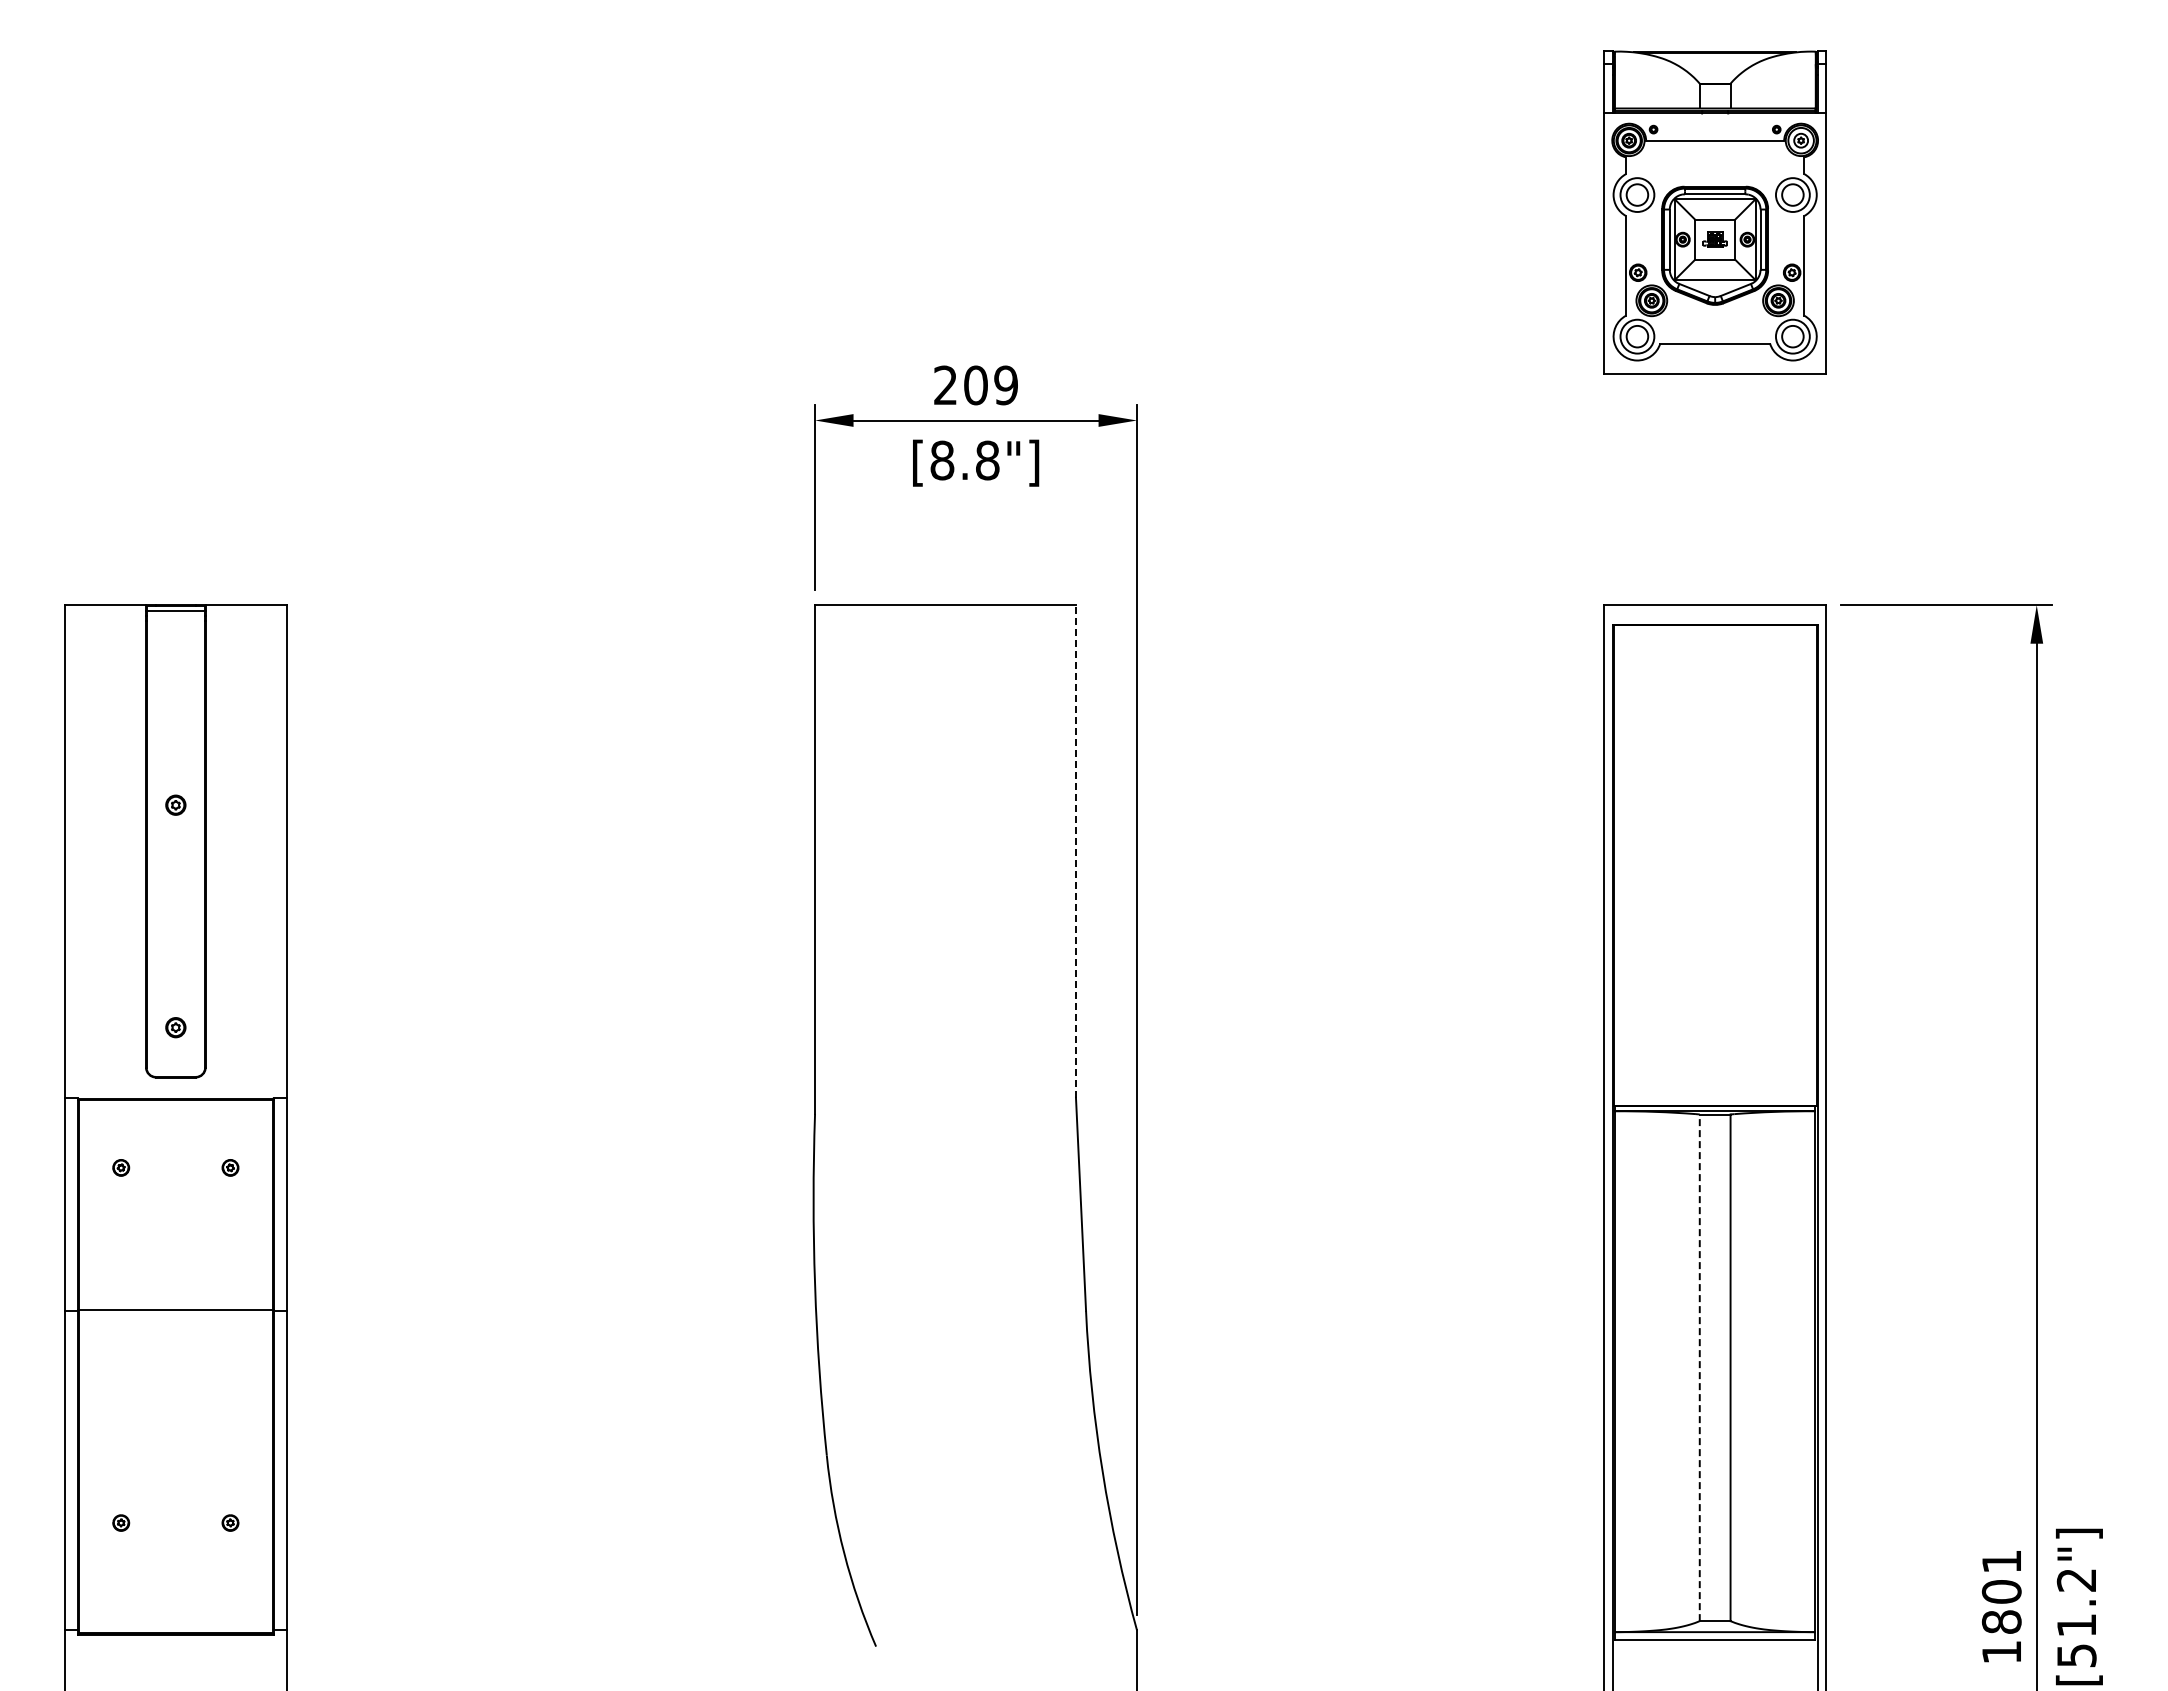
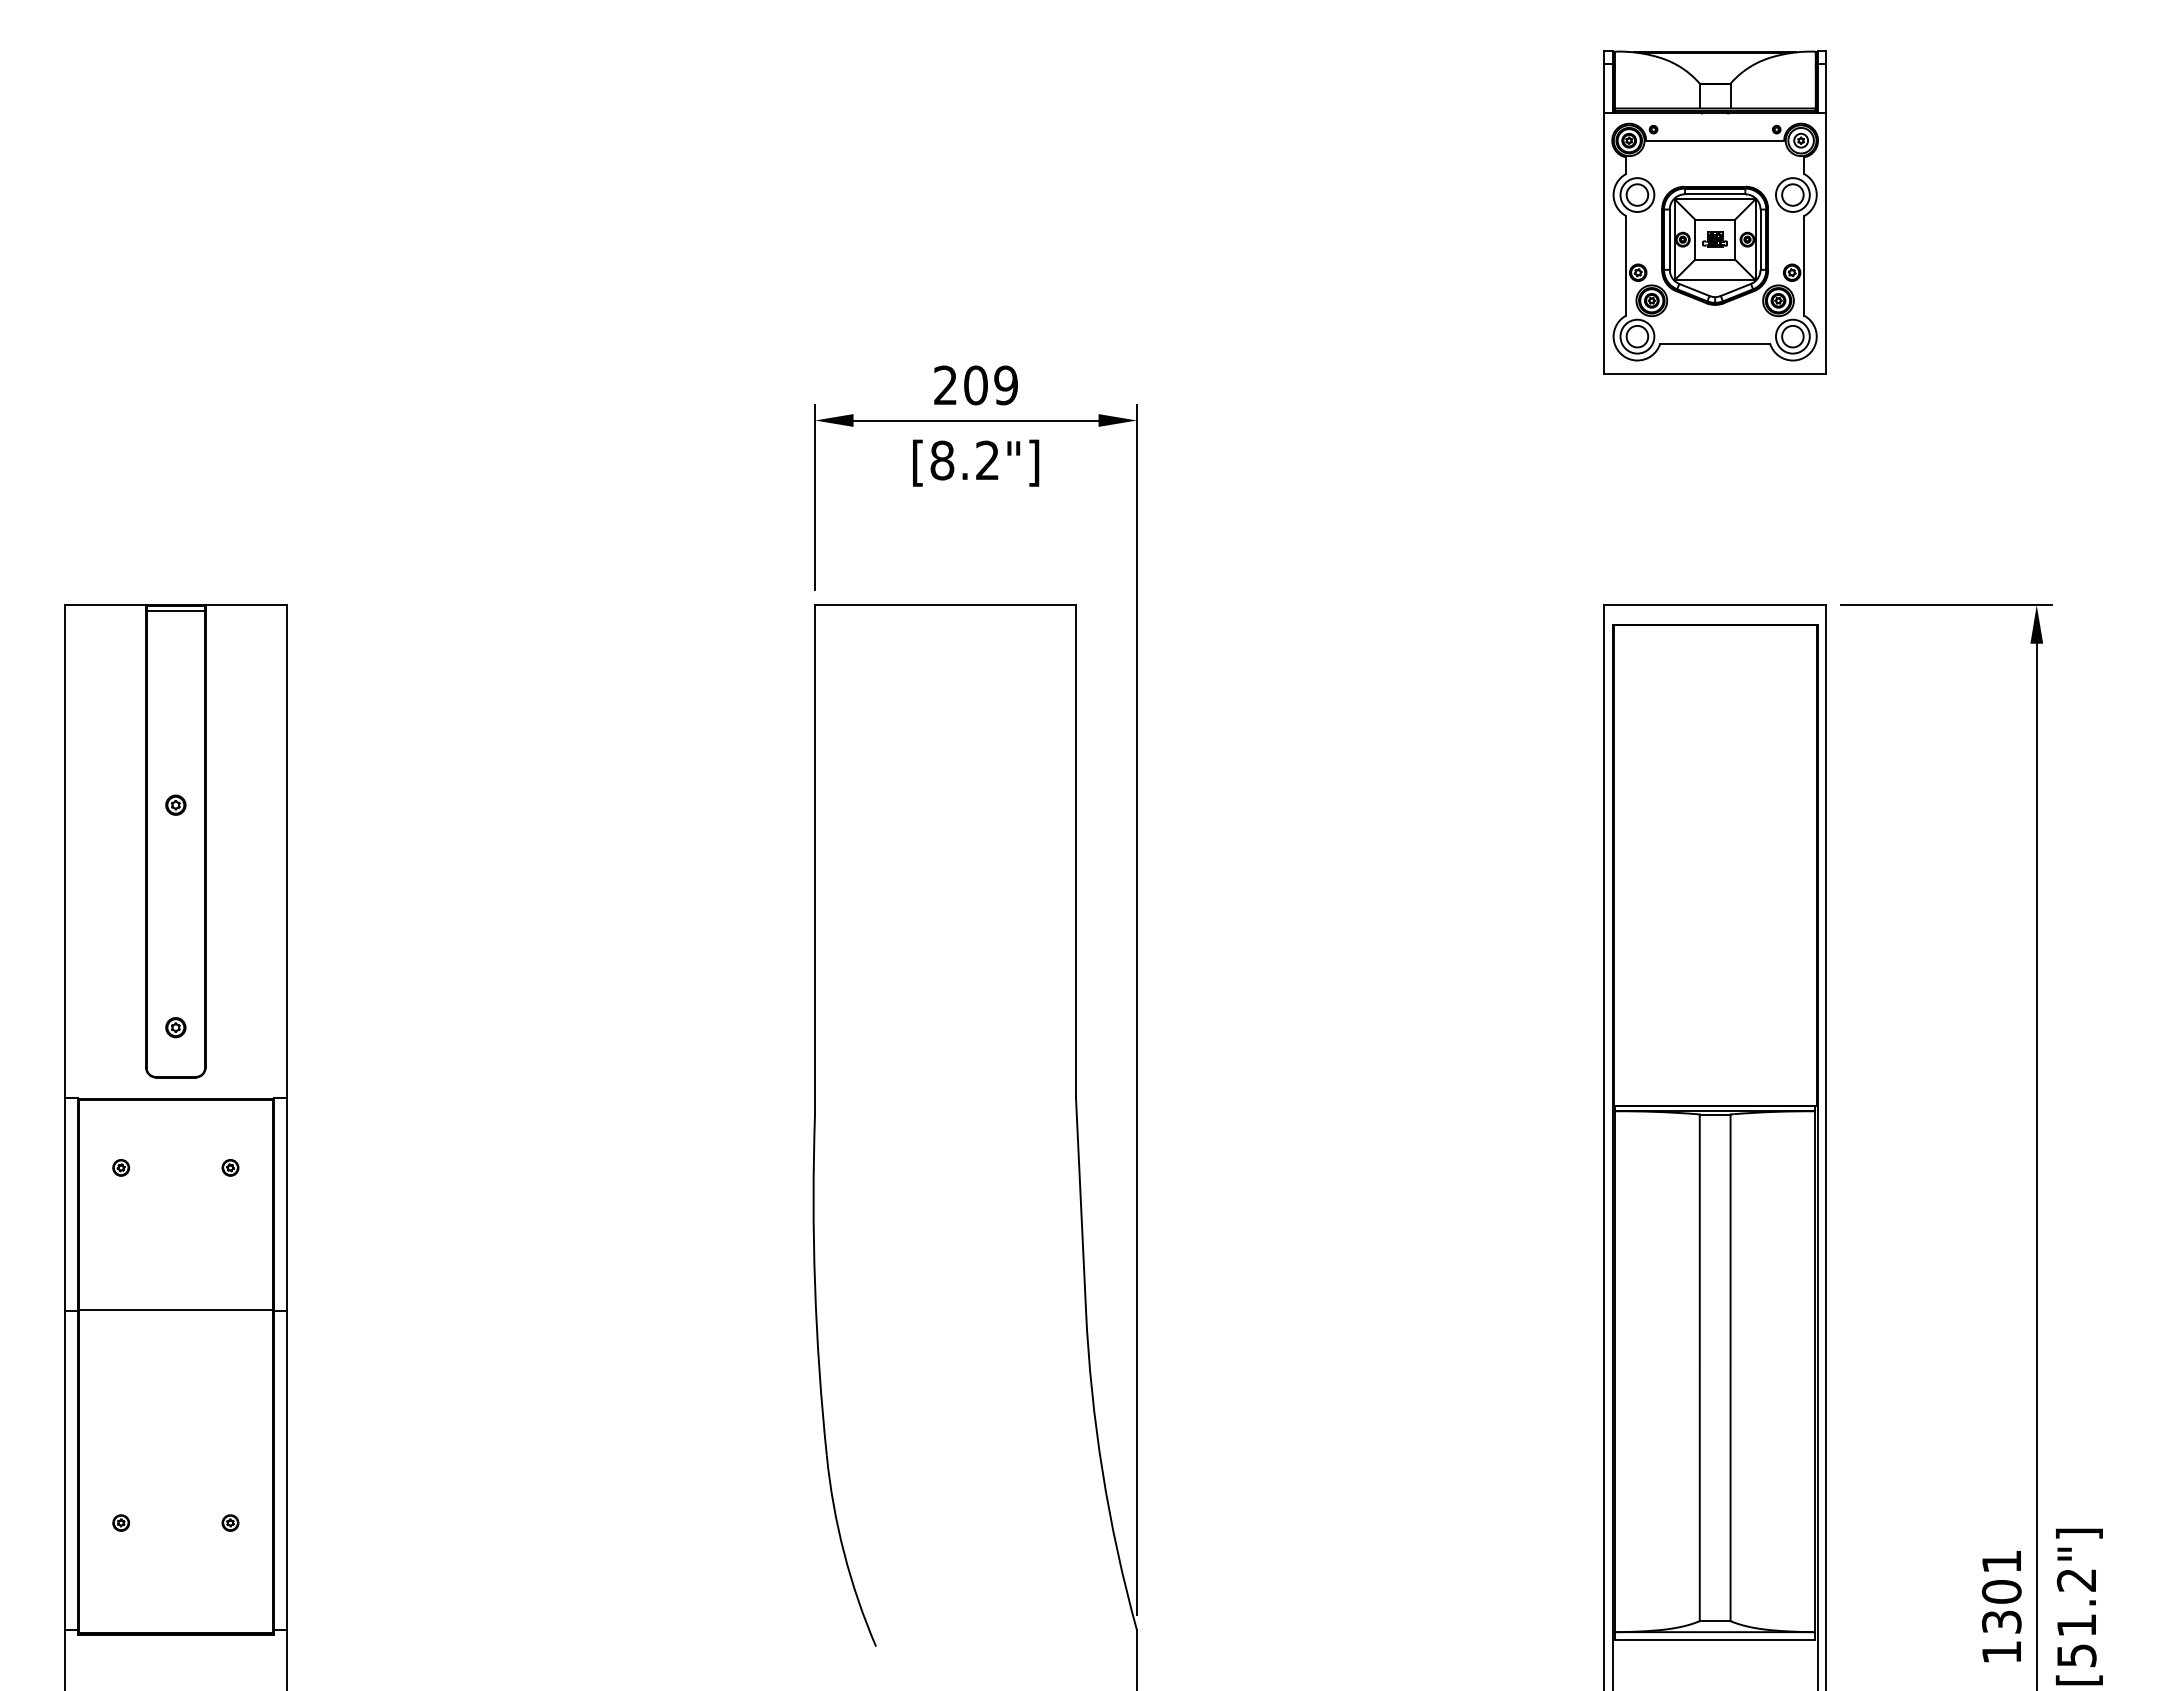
text: [8.8"] -> [8.2"] (987, 460)
line: dashed -> solid (1075, 850)
line: dashed -> solid (1699, 1367)
text: 1801 -> 1301 (2001, 1621)
